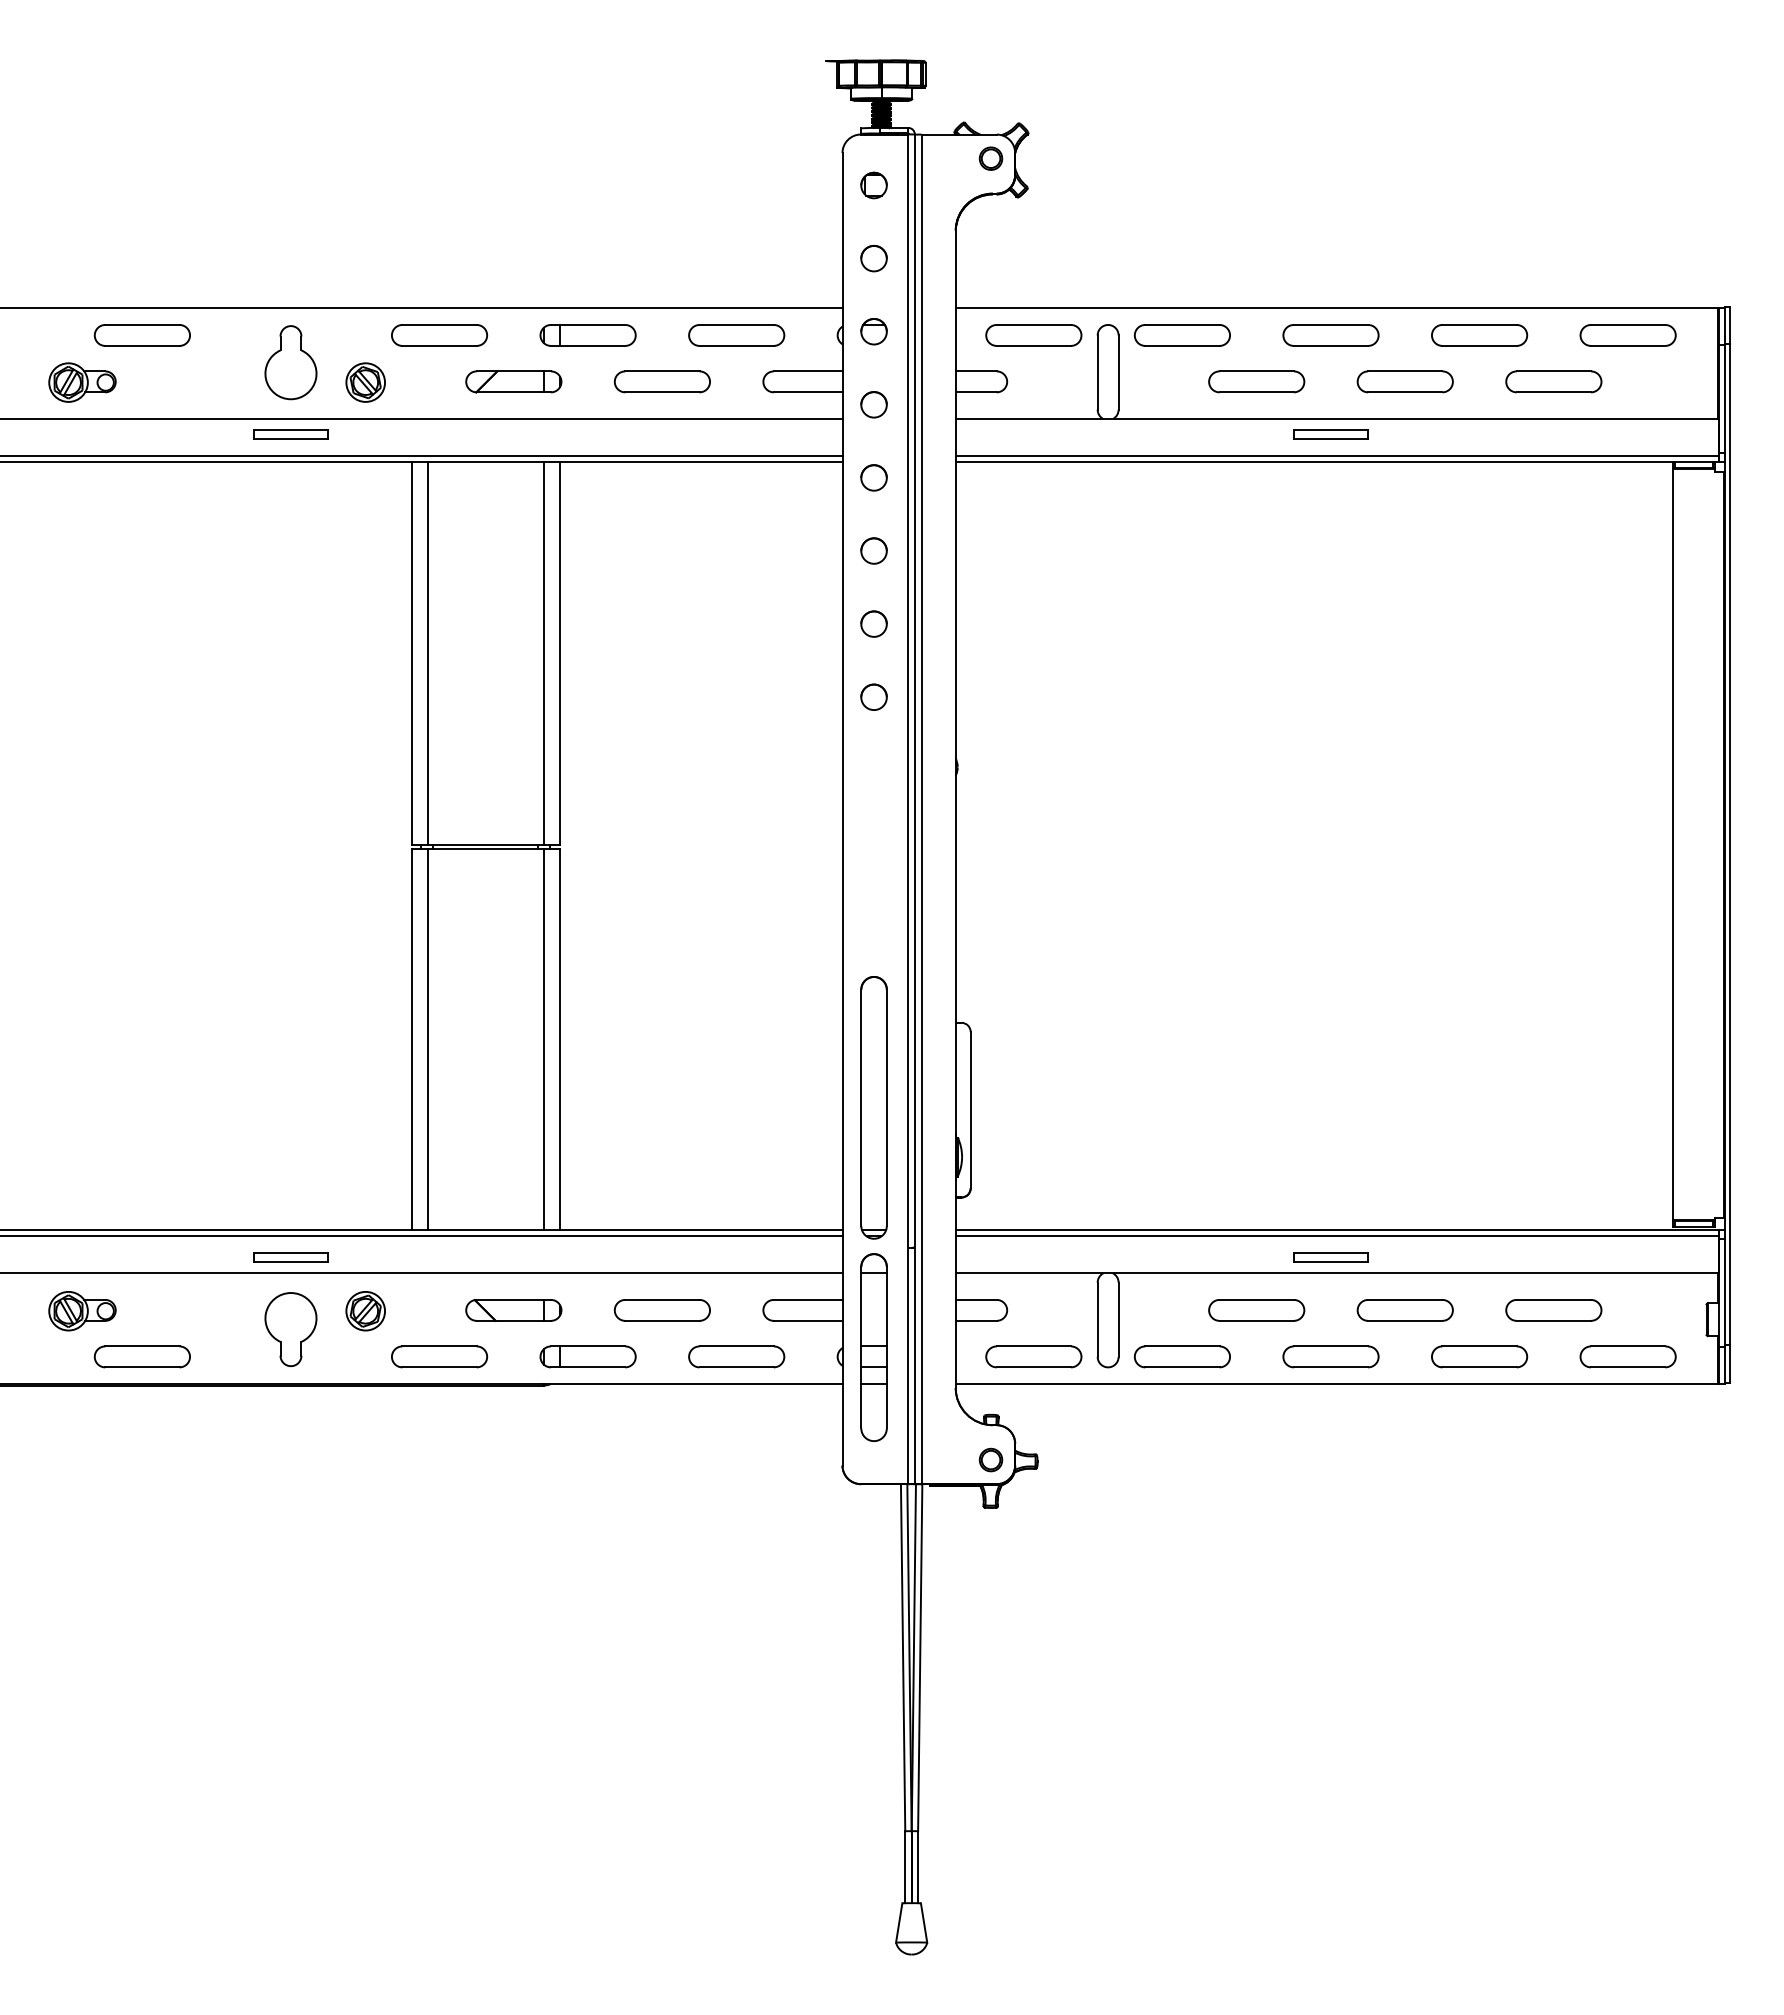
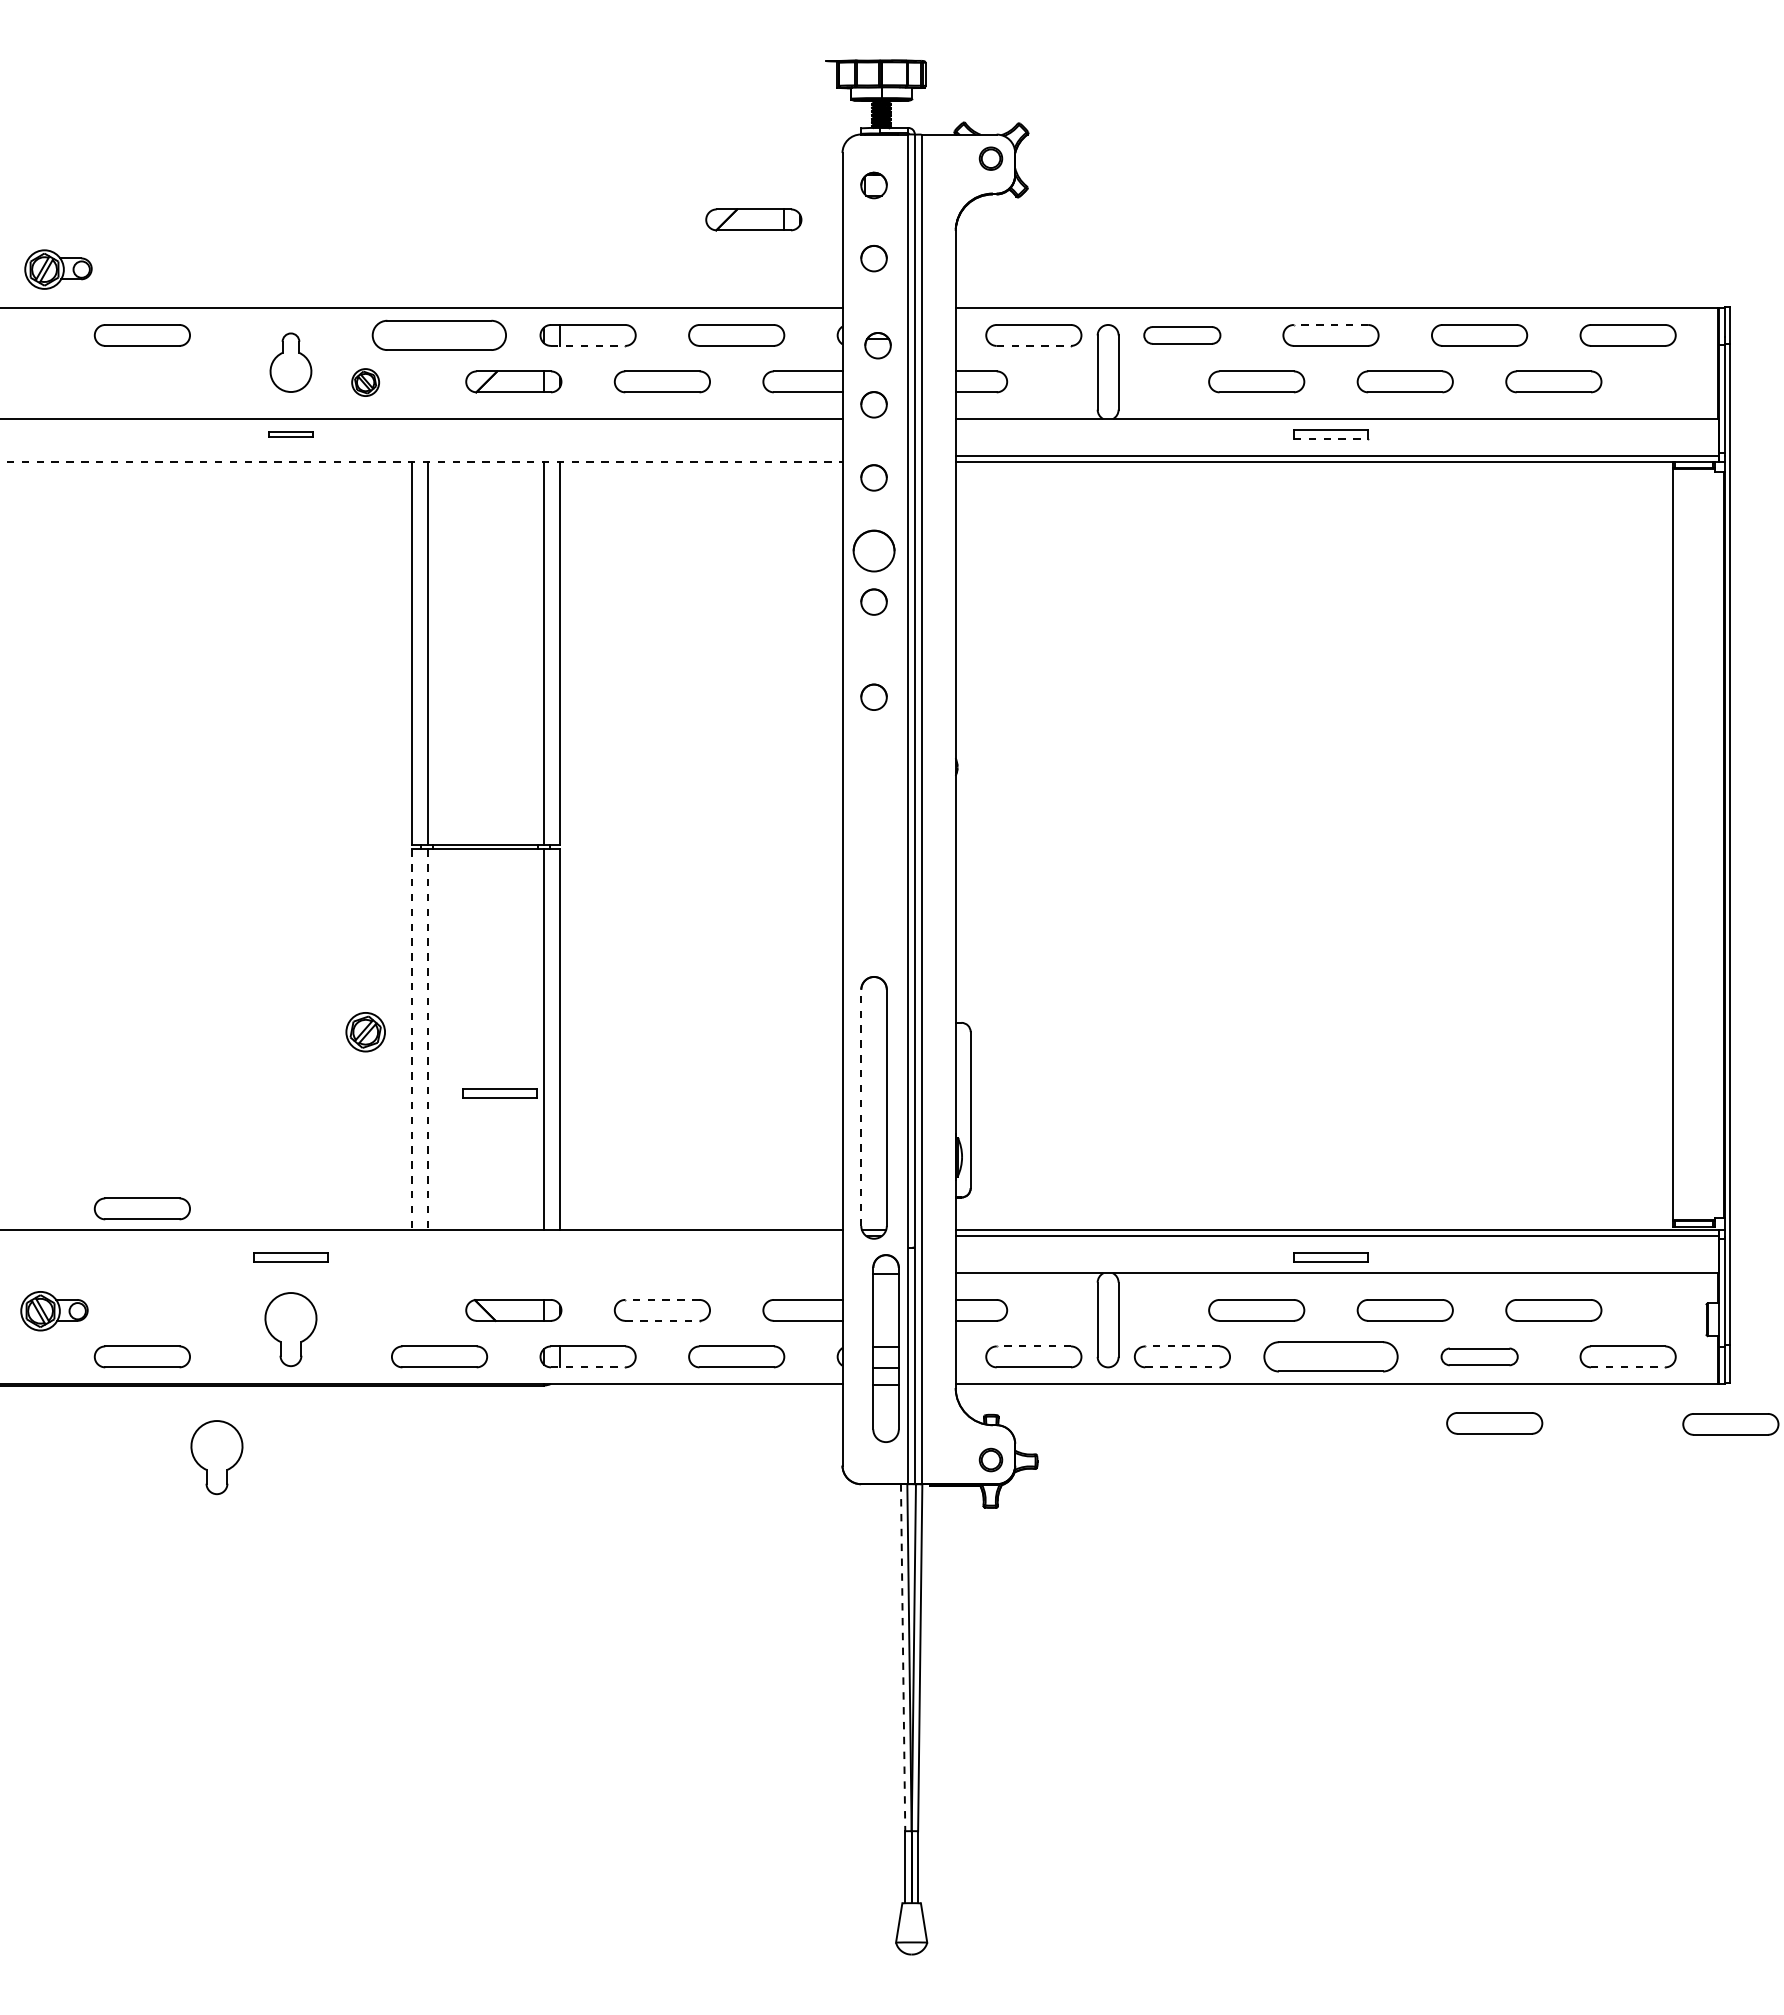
part: none -> present (753, 219)
line: solid -> dashed (1330, 324)
part position: (873, 331) -> (877, 345) (877, 345)
part size: 98x23 px -> 136x32 px (438, 334)
part size: 98x23 px -> 79x19 px (1182, 335)
line: solid -> dashed (588, 345)
line: solid -> dashed (1034, 345)
part size: 54x76 px -> 44x61 px (290, 362)
part position: (82, 382) -> (58, 269) (58, 269)
part size: 41x41 px -> 30x29 px (365, 382)
part size: 76x11 px -> 46x7 px (290, 434)
line: solid -> dashed (1331, 439)
line: present -> none (422, 455)
line: solid -> dashed (421, 462)
circle size: 28x28 px -> 44x44 px (873, 550)
circle position: (873, 623) -> (873, 601) (873, 601)
line: solid -> dashed (411, 1040)
line: solid -> dashed (428, 1040)
part: none -> present (499, 1093)
line: solid -> dashed (861, 1107)
part: none -> present (141, 1208)
line: present -> none (422, 1236)
line: present -> none (422, 1273)
line: solid -> dashed (661, 1300)
part position: (82, 1311) -> (54, 1311) (54, 1311)
part position: (365, 1311) -> (365, 1032) (365, 1032)
line: solid -> dashed (662, 1320)
line: solid -> dashed (1033, 1346)
line: solid -> dashed (1181, 1346)
part position: (873, 1347) -> (885, 1348) (885, 1348)
part size: 98x24 px -> 136x32 px (1330, 1356)
part size: 98x24 px -> 79x20 px (1479, 1356)
line: solid -> dashed (588, 1367)
line: solid -> dashed (1182, 1367)
line: solid -> dashed (1628, 1367)
part: none -> present (1494, 1423)
part: none -> present (1730, 1424)
part: none -> present (216, 1457)
line: solid -> dashed (903, 1657)
